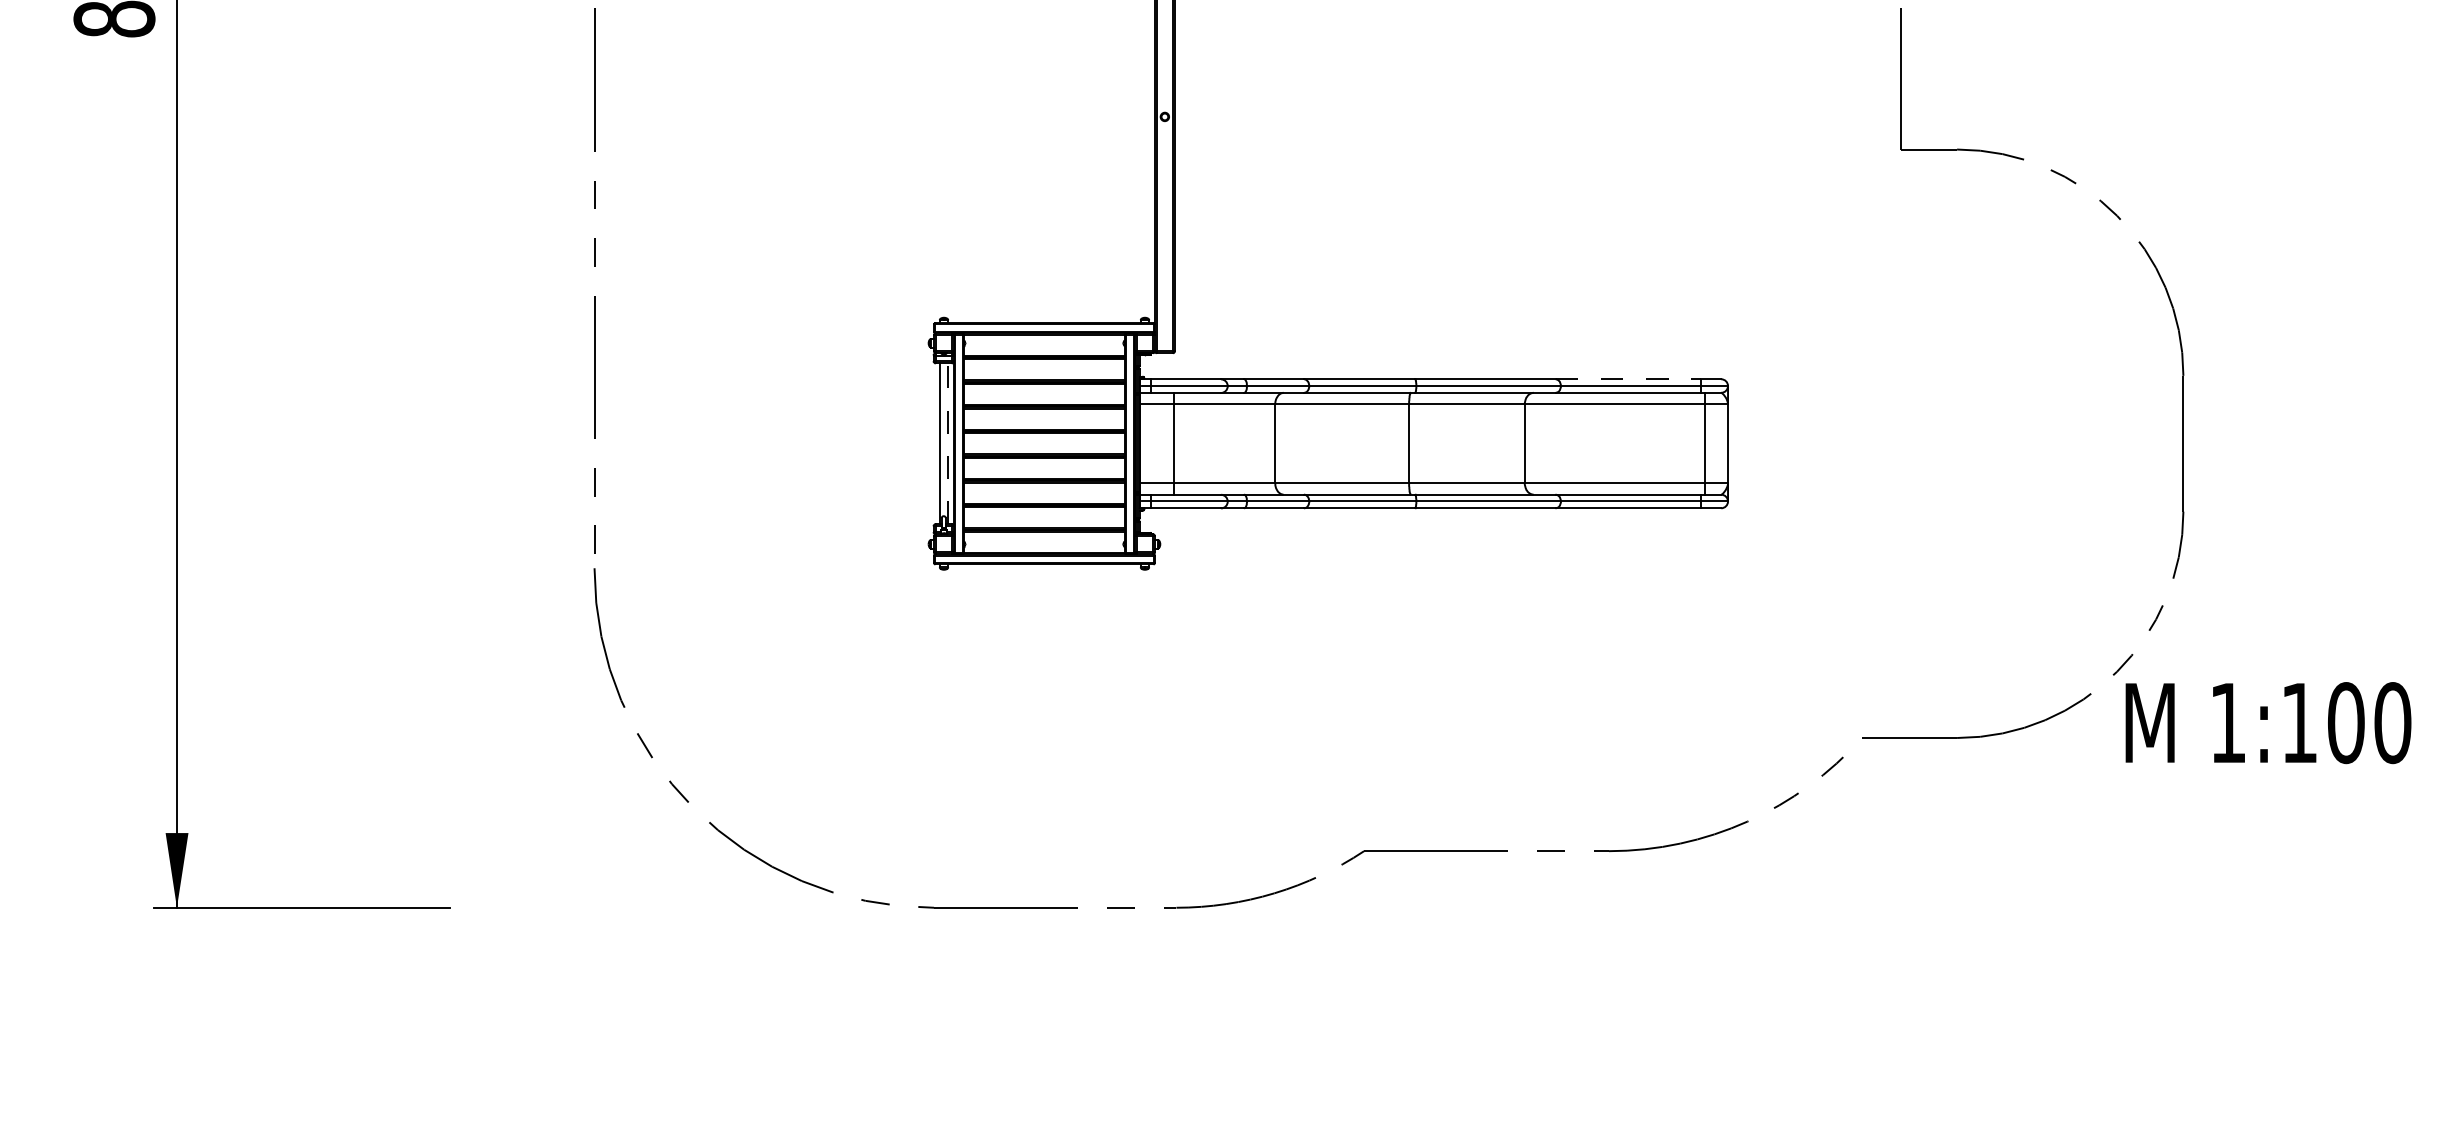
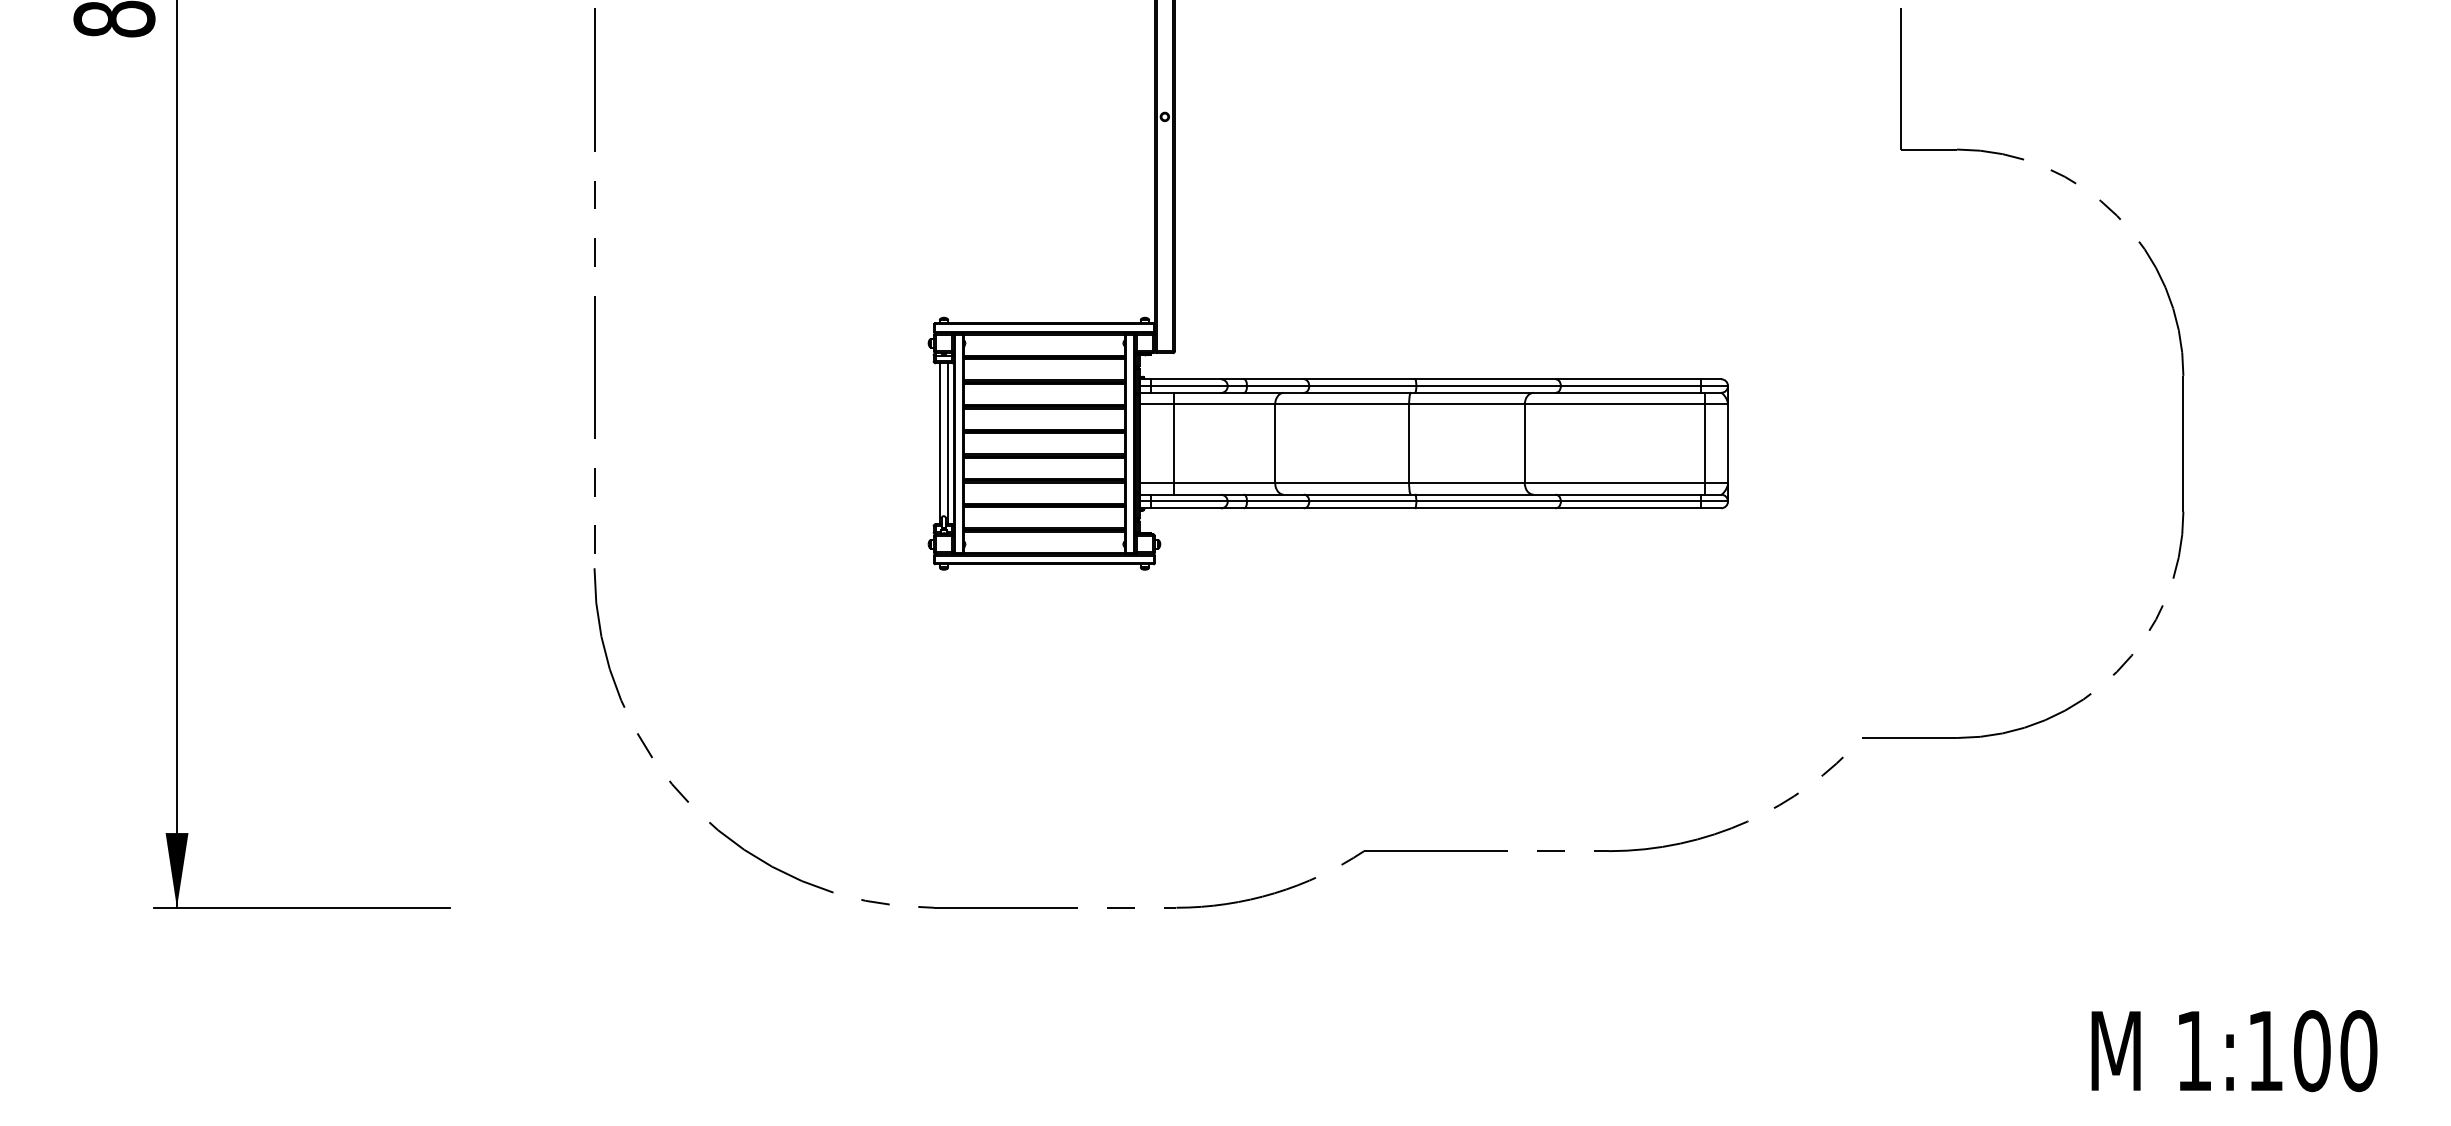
line: dashed -> solid (1628, 379)
line: dashed -> solid (947, 443)
text position: (2268, 723) -> (2234, 1051) (2234, 1051)
